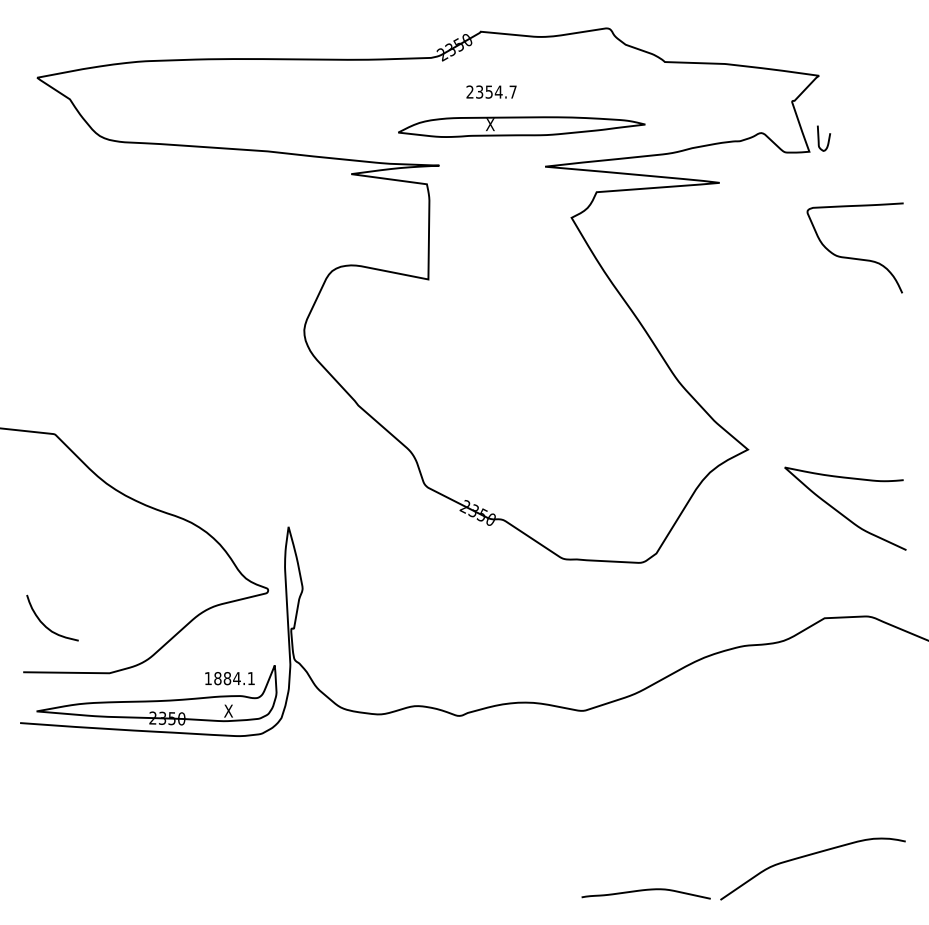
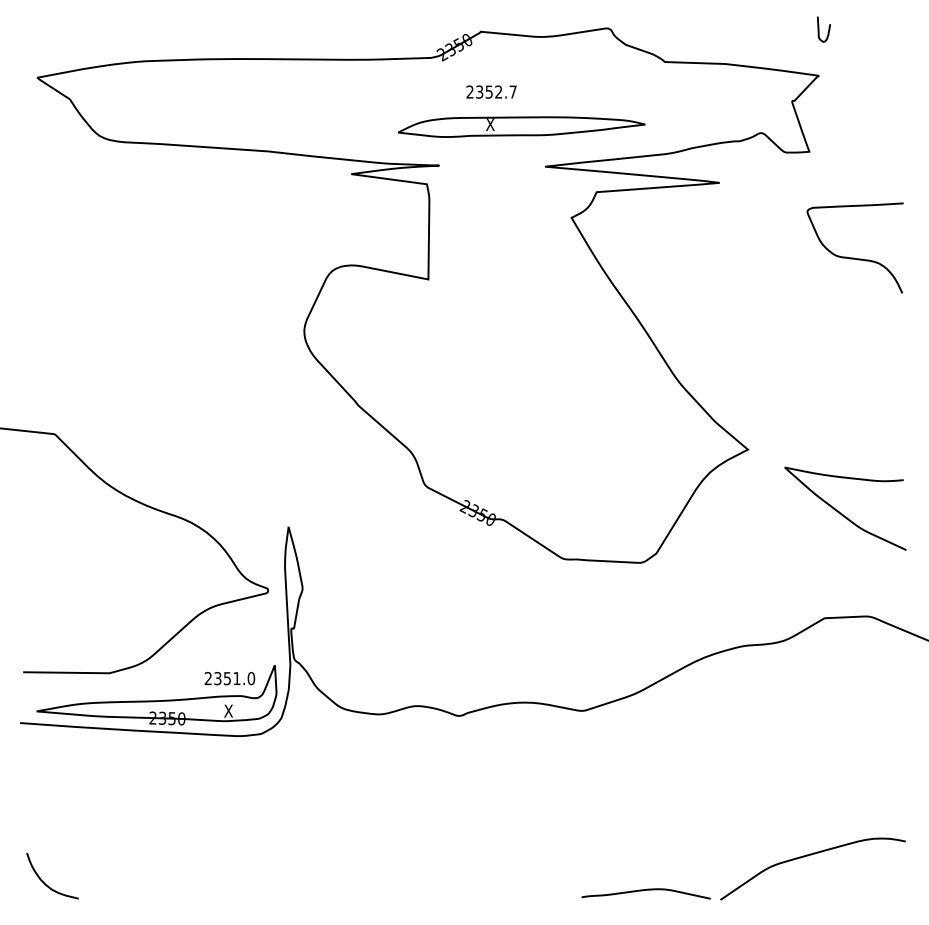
text: 2354.7 -> 2352.7 (498, 91)
curve position: (828, 138) -> (828, 29) (828, 29)
curve position: (44, 624) -> (44, 882) (44, 882)
text: 1884.1 -> 2351.0 (229, 678)
